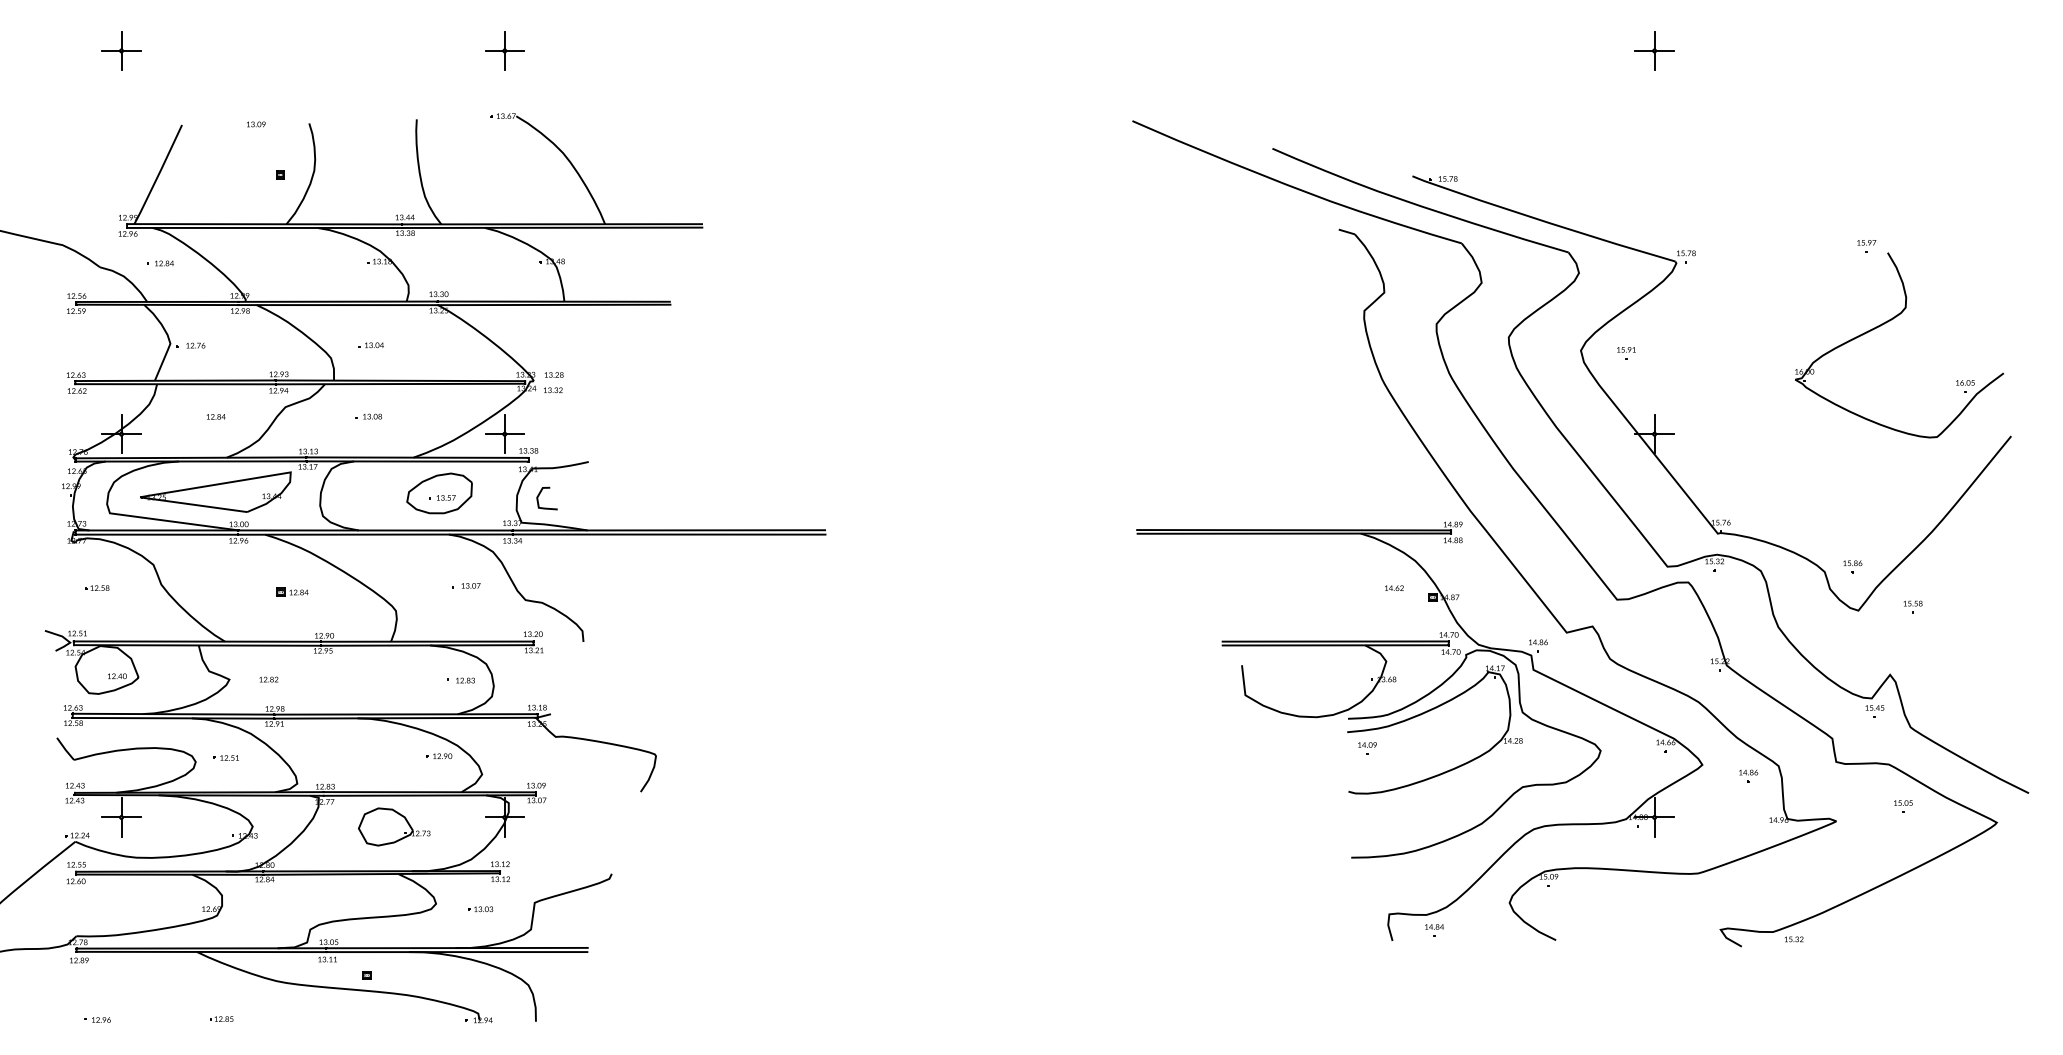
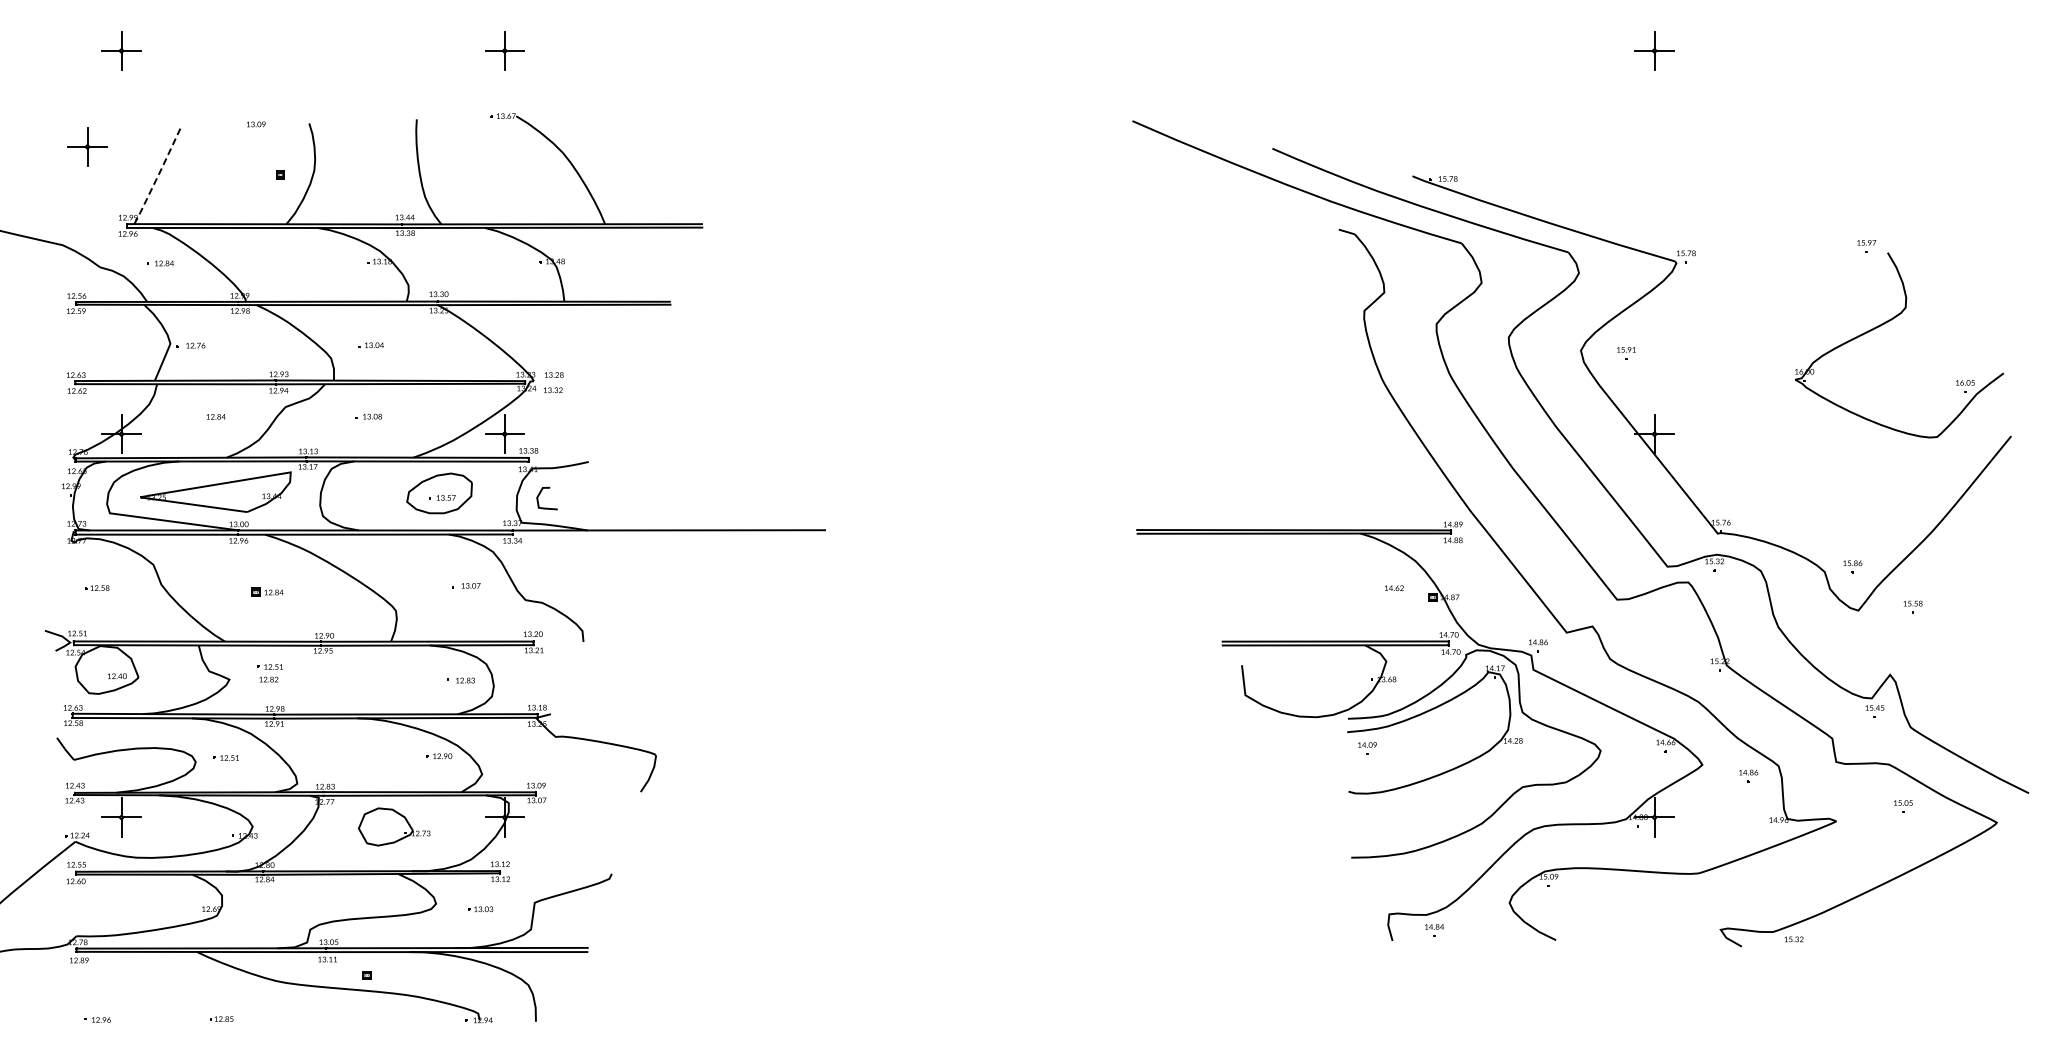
part: none -> present (87, 146)
line: solid -> dashed (158, 174)
line: present -> none (668, 534)
part position: (292, 591) -> (267, 591) (267, 591)
part: none -> present (269, 666)
